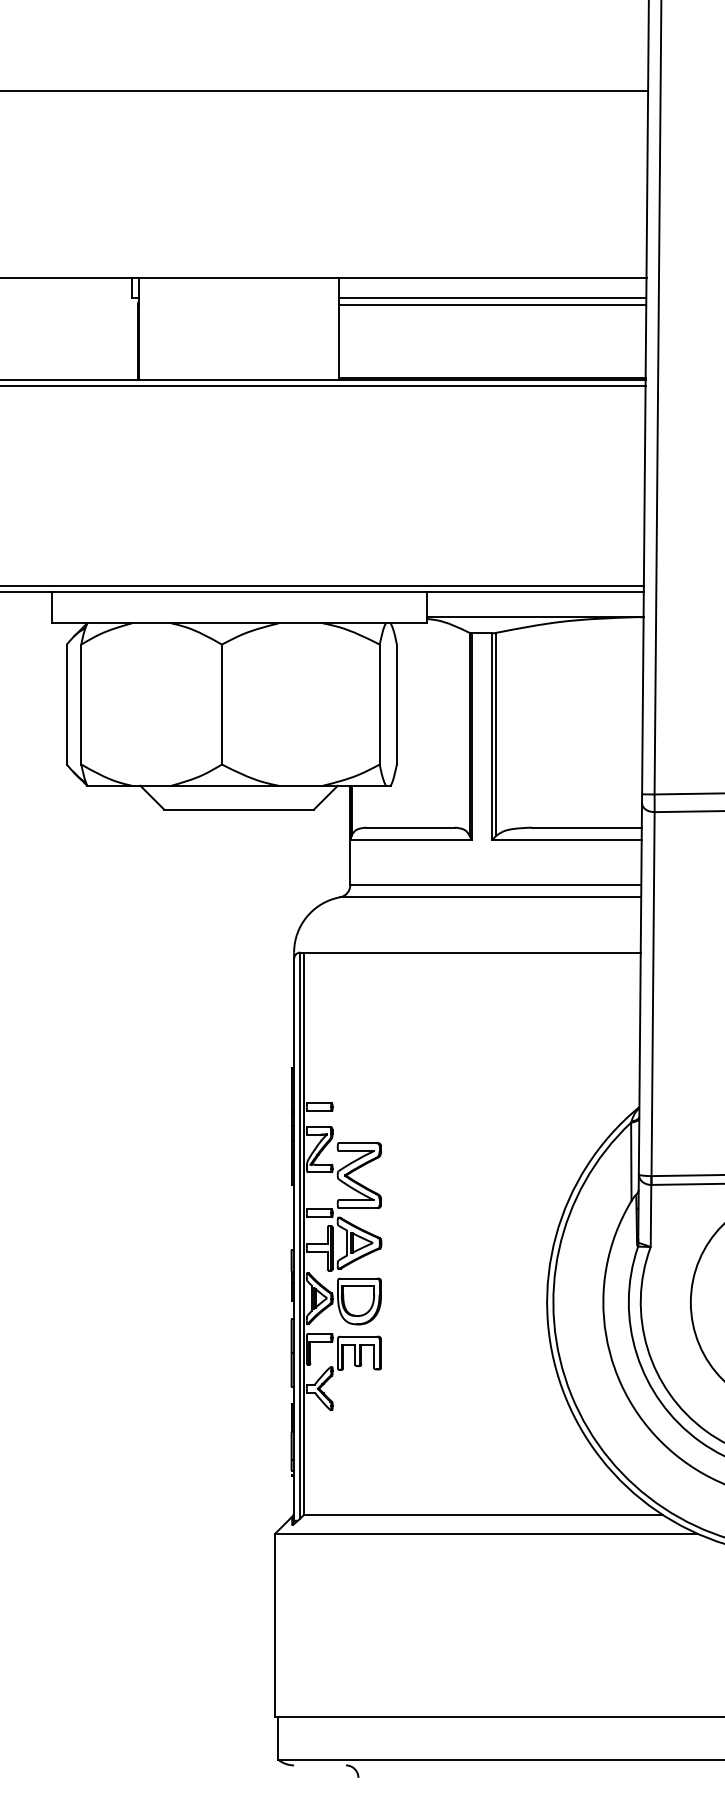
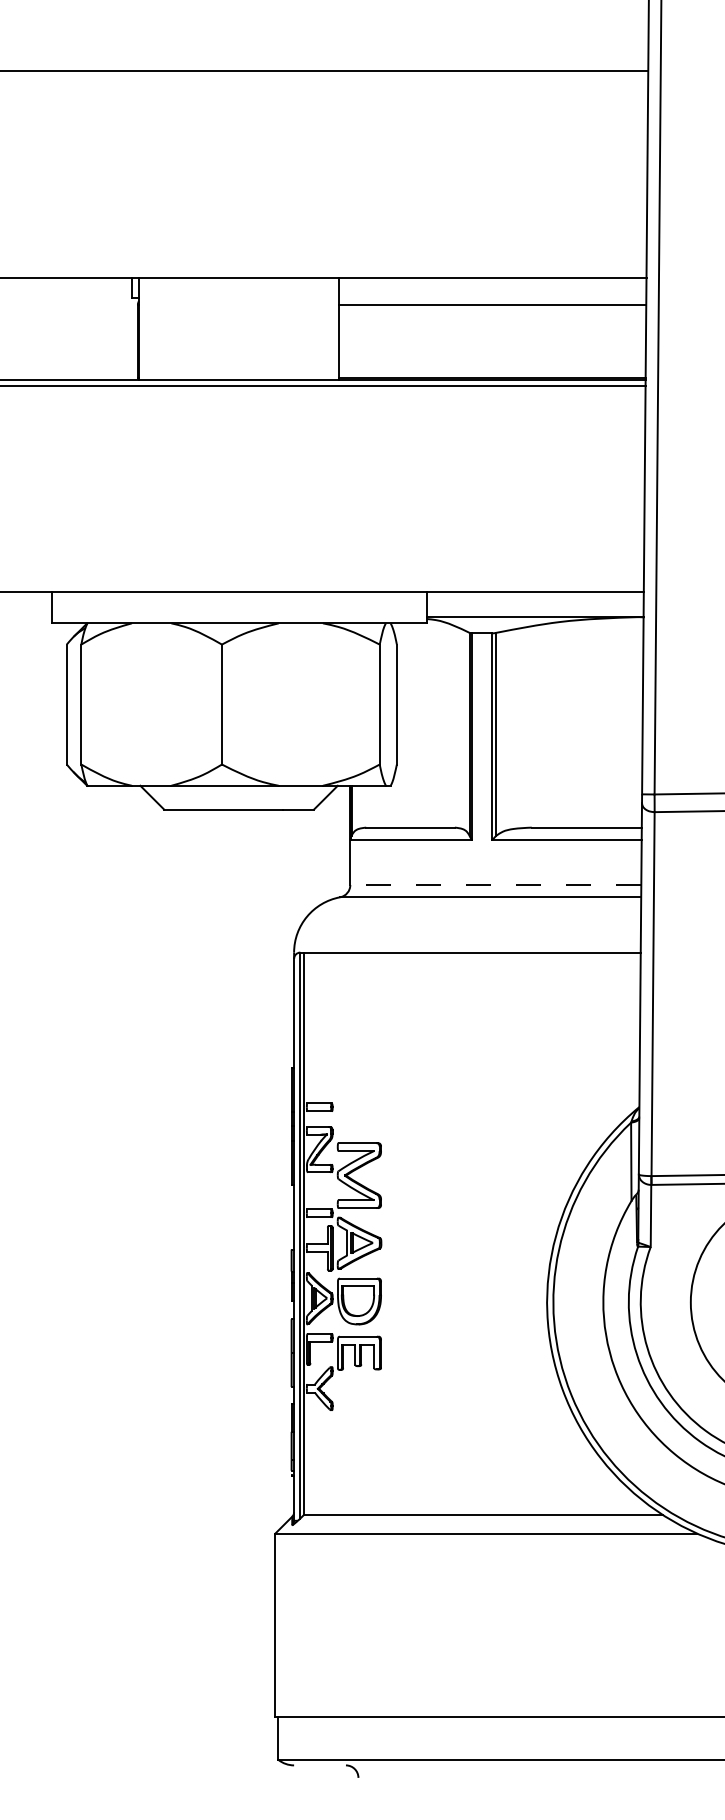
line position: (325, 91) -> (325, 71) (325, 71)
line: present -> none (492, 298)
line: present -> none (322, 585)
line: solid -> dashed (495, 885)
